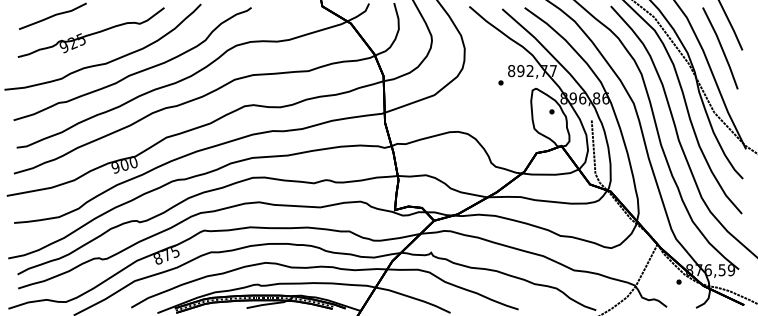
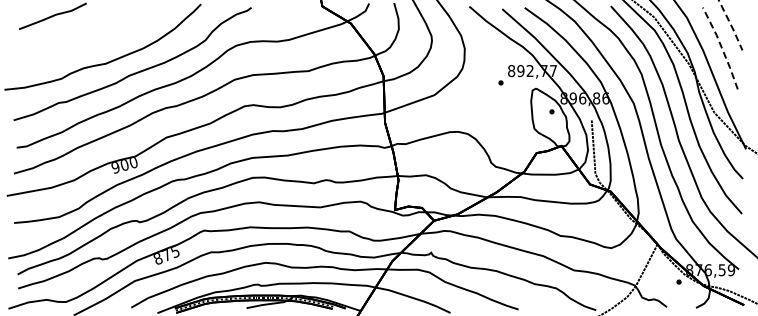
line: solid -> dashed (731, 26)
part: present -> none (90, 32)
line: solid -> dashed (721, 47)
